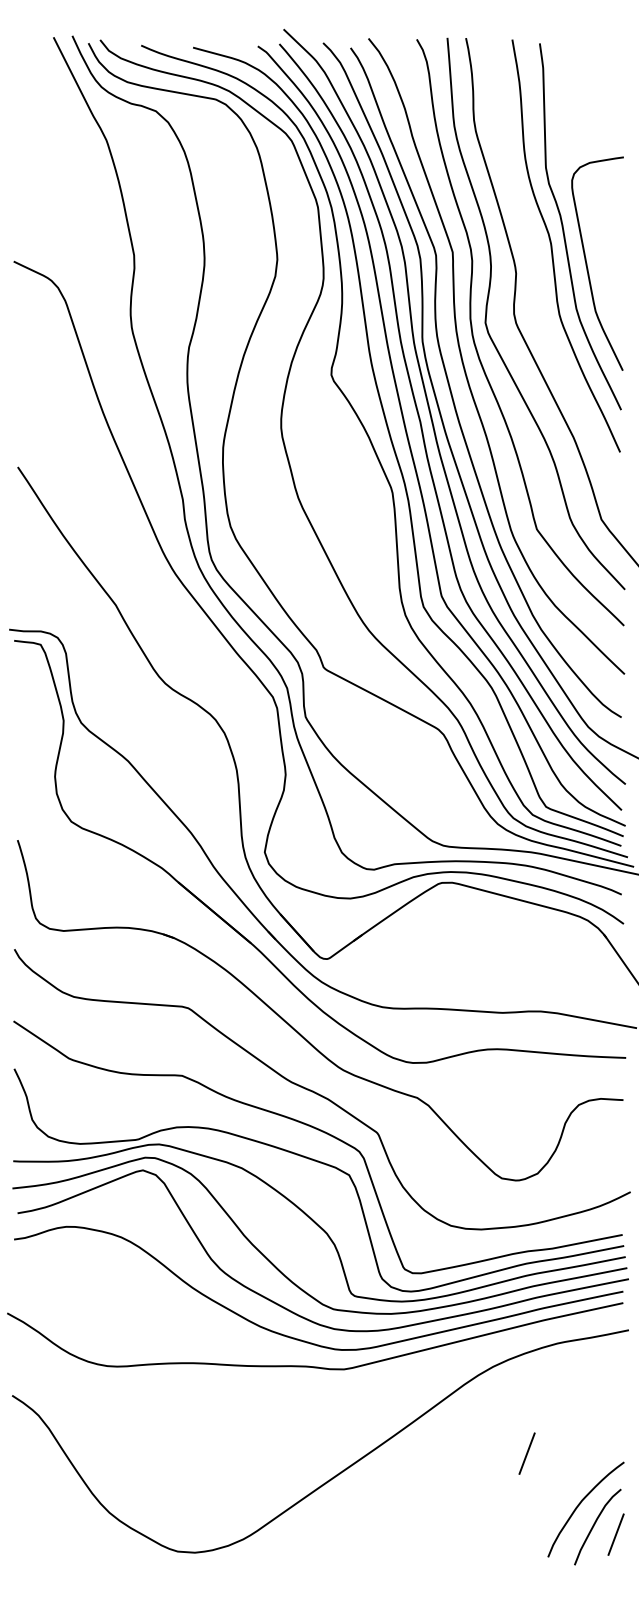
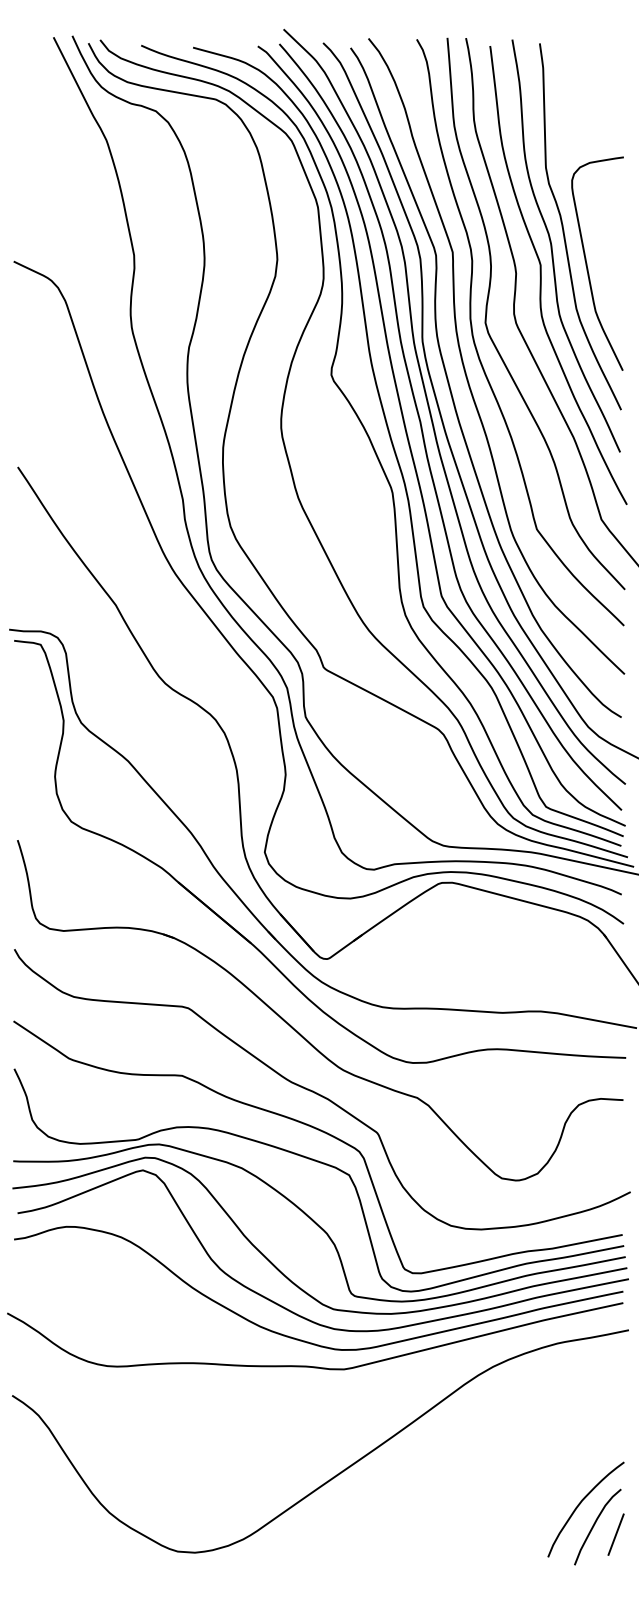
curve: none -> present (541, 275)
line: present -> none (526, 1453)
